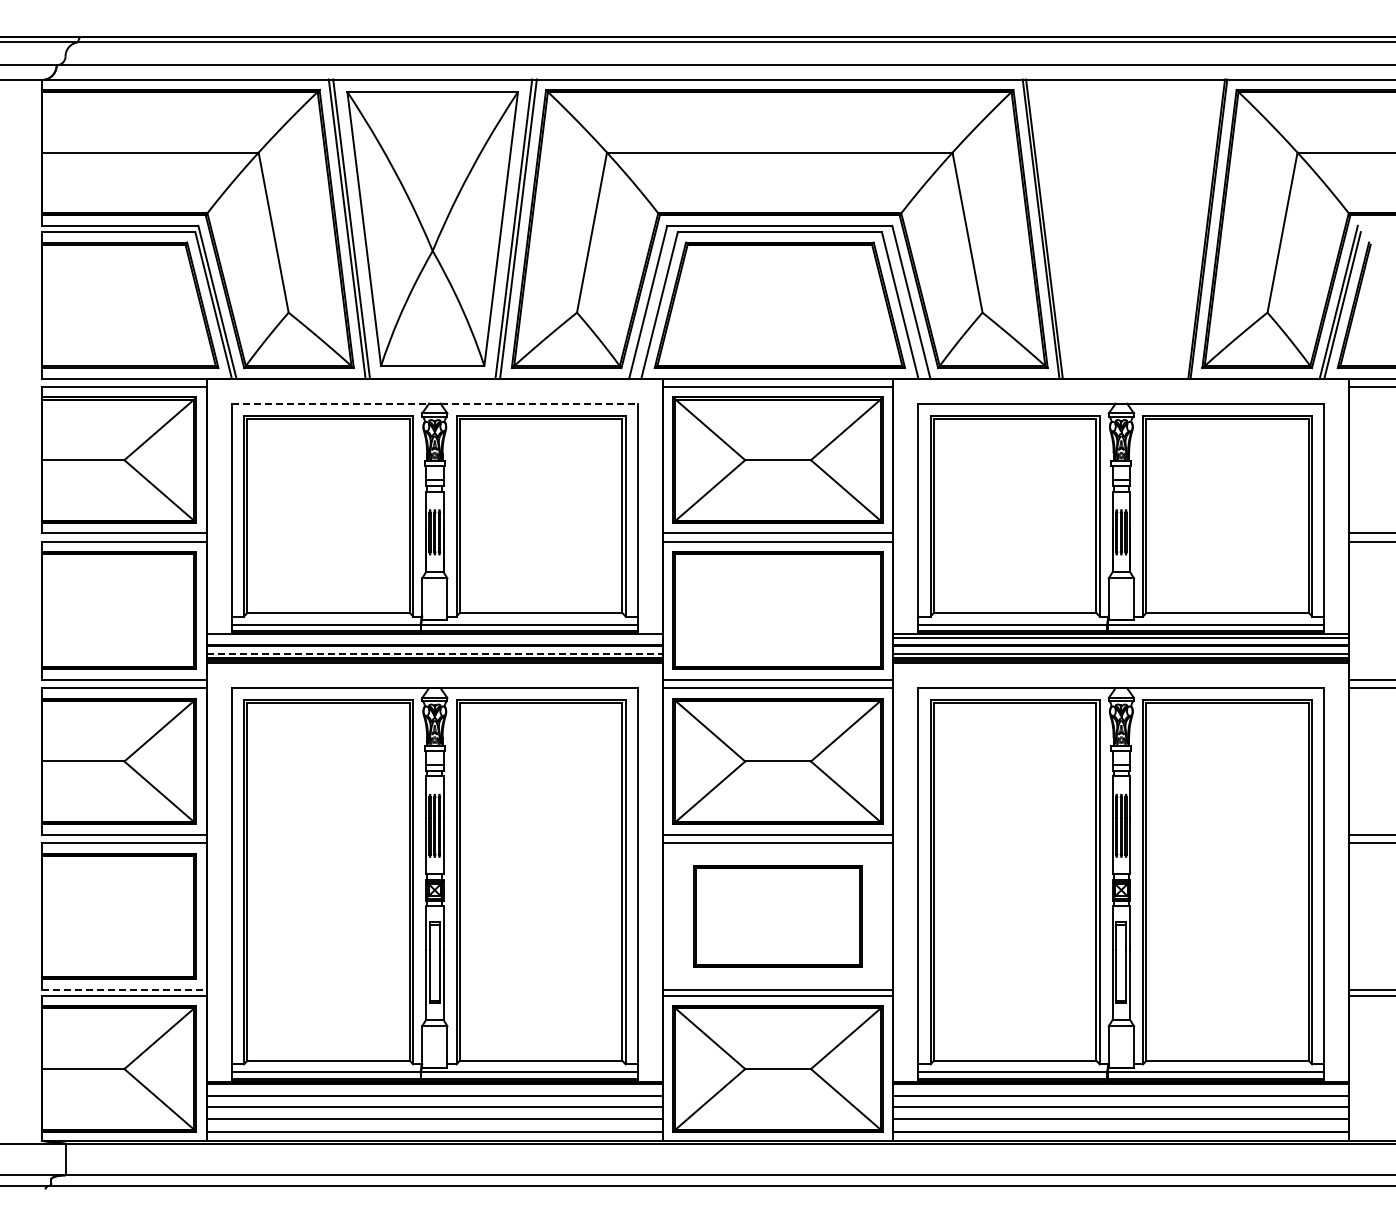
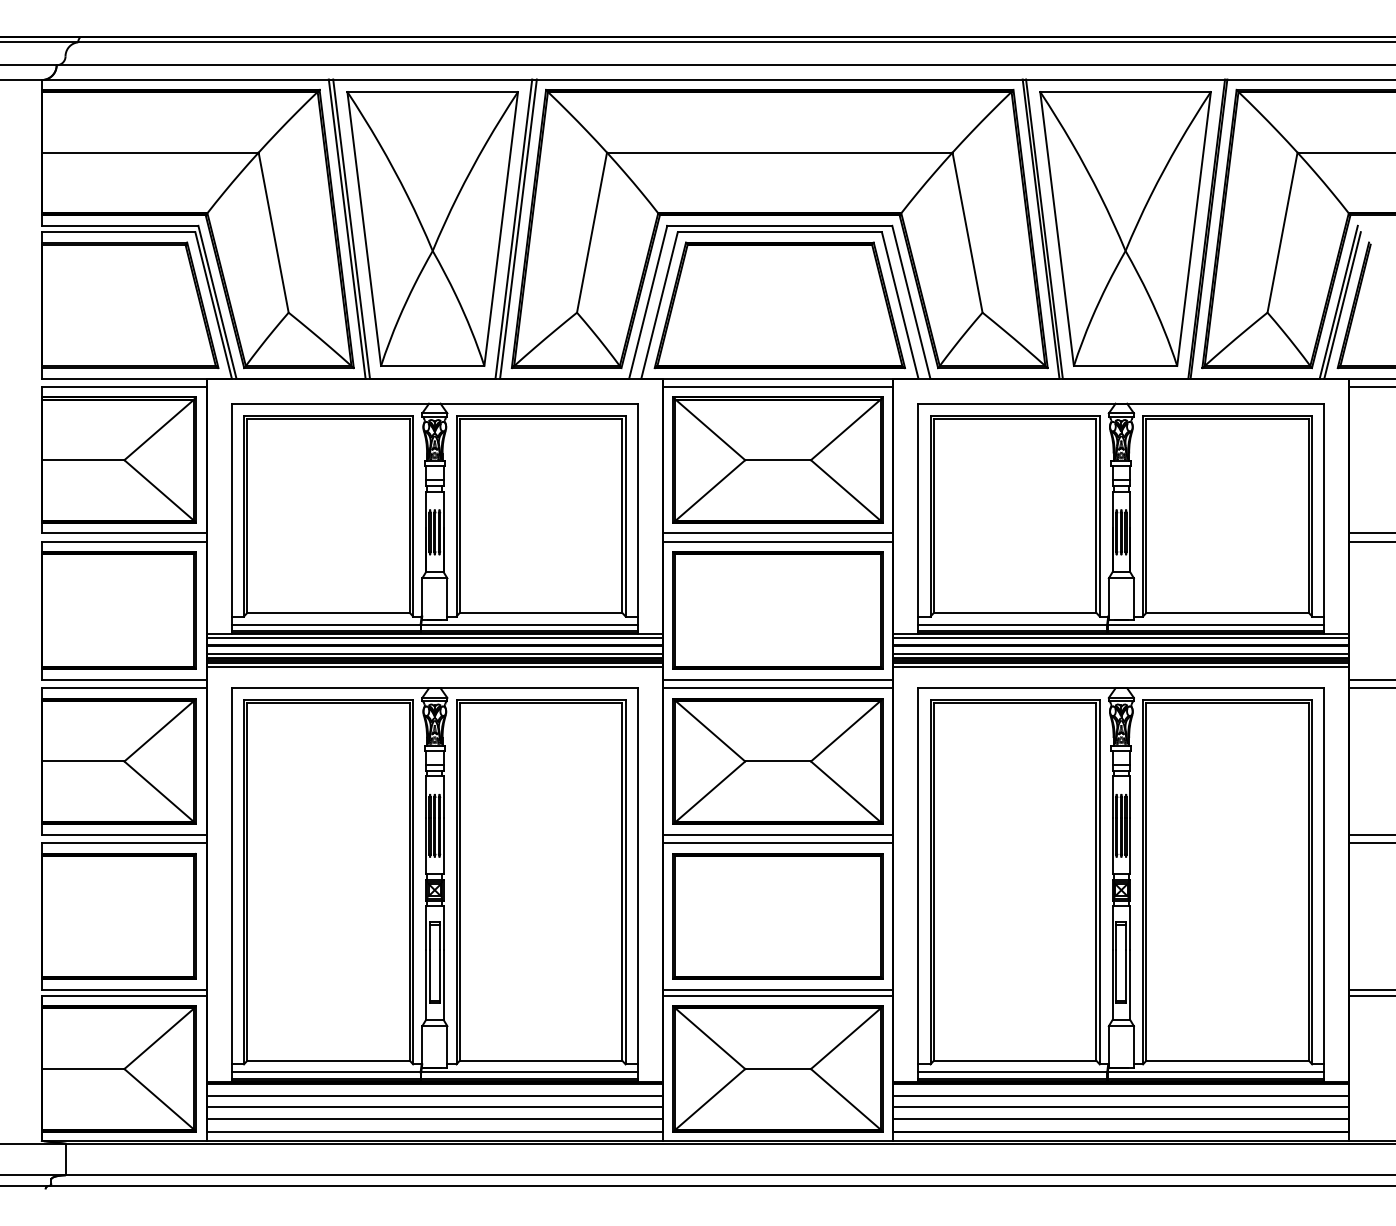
part: none -> present (1125, 228)
line: dashed -> solid (434, 403)
line: none -> present (434, 637)
line: dashed -> solid (435, 653)
line: none -> present (434, 666)
line: none -> present (1121, 666)
part size: 170x103 px -> 212x127 px (777, 916)
line: dashed -> solid (124, 989)
